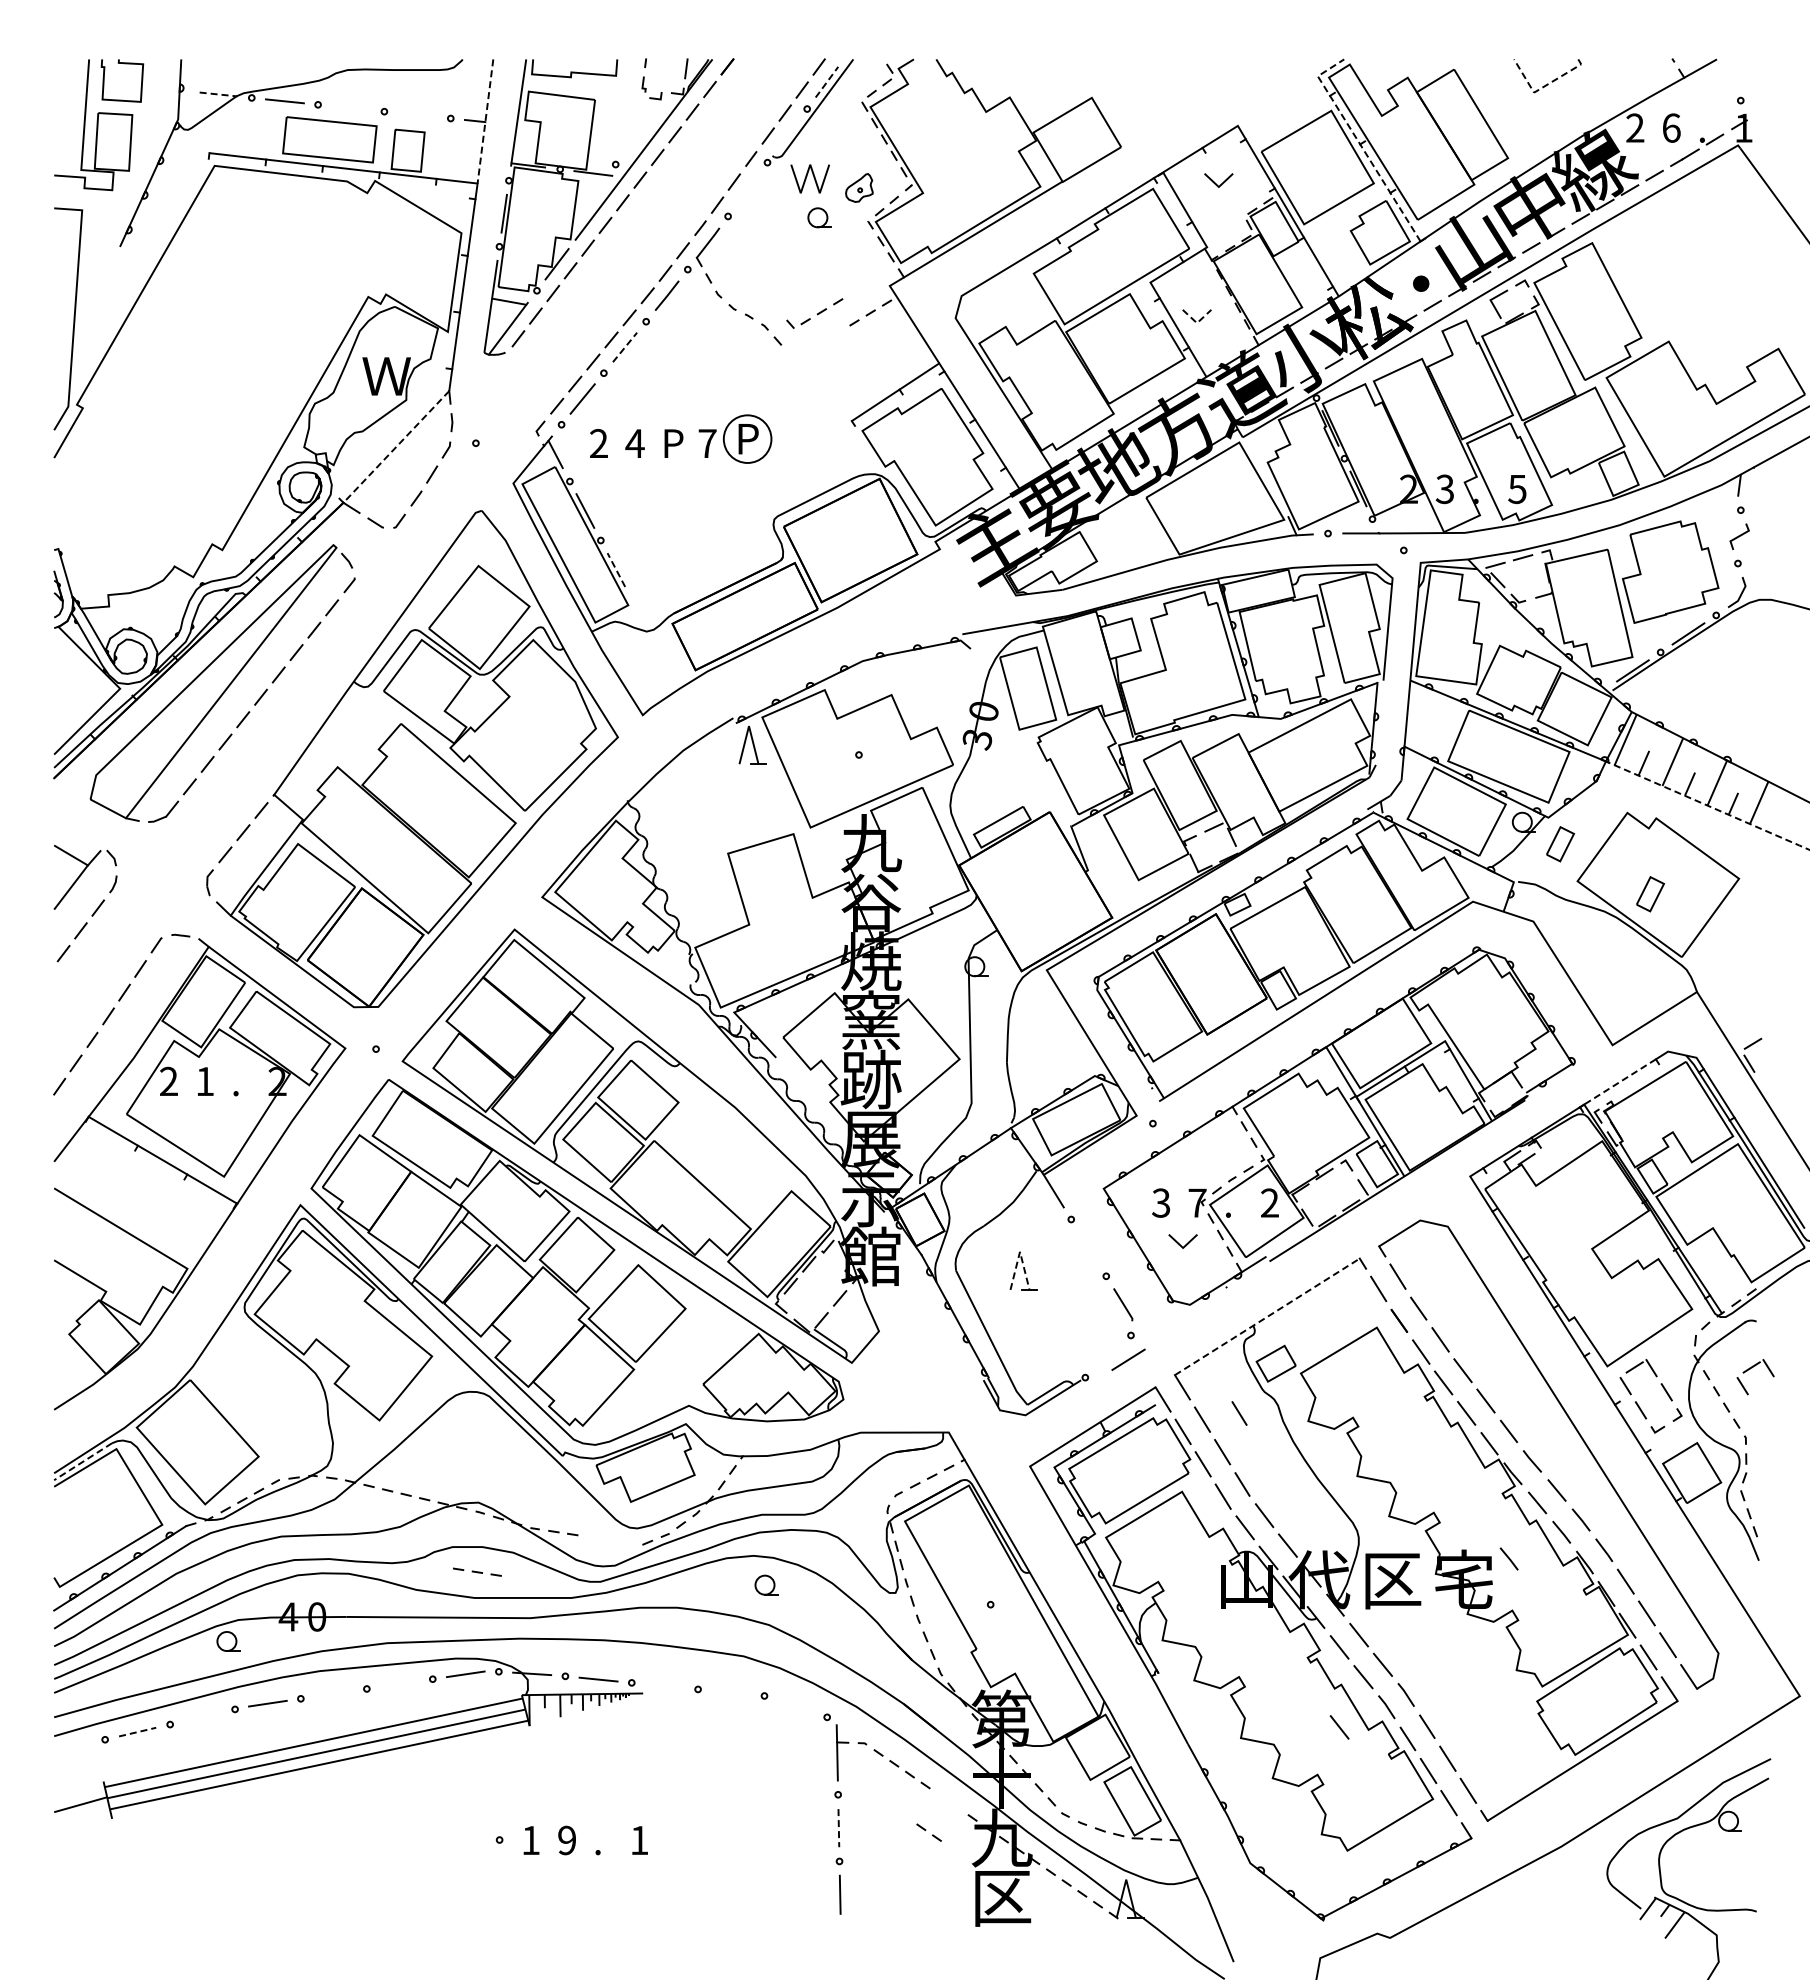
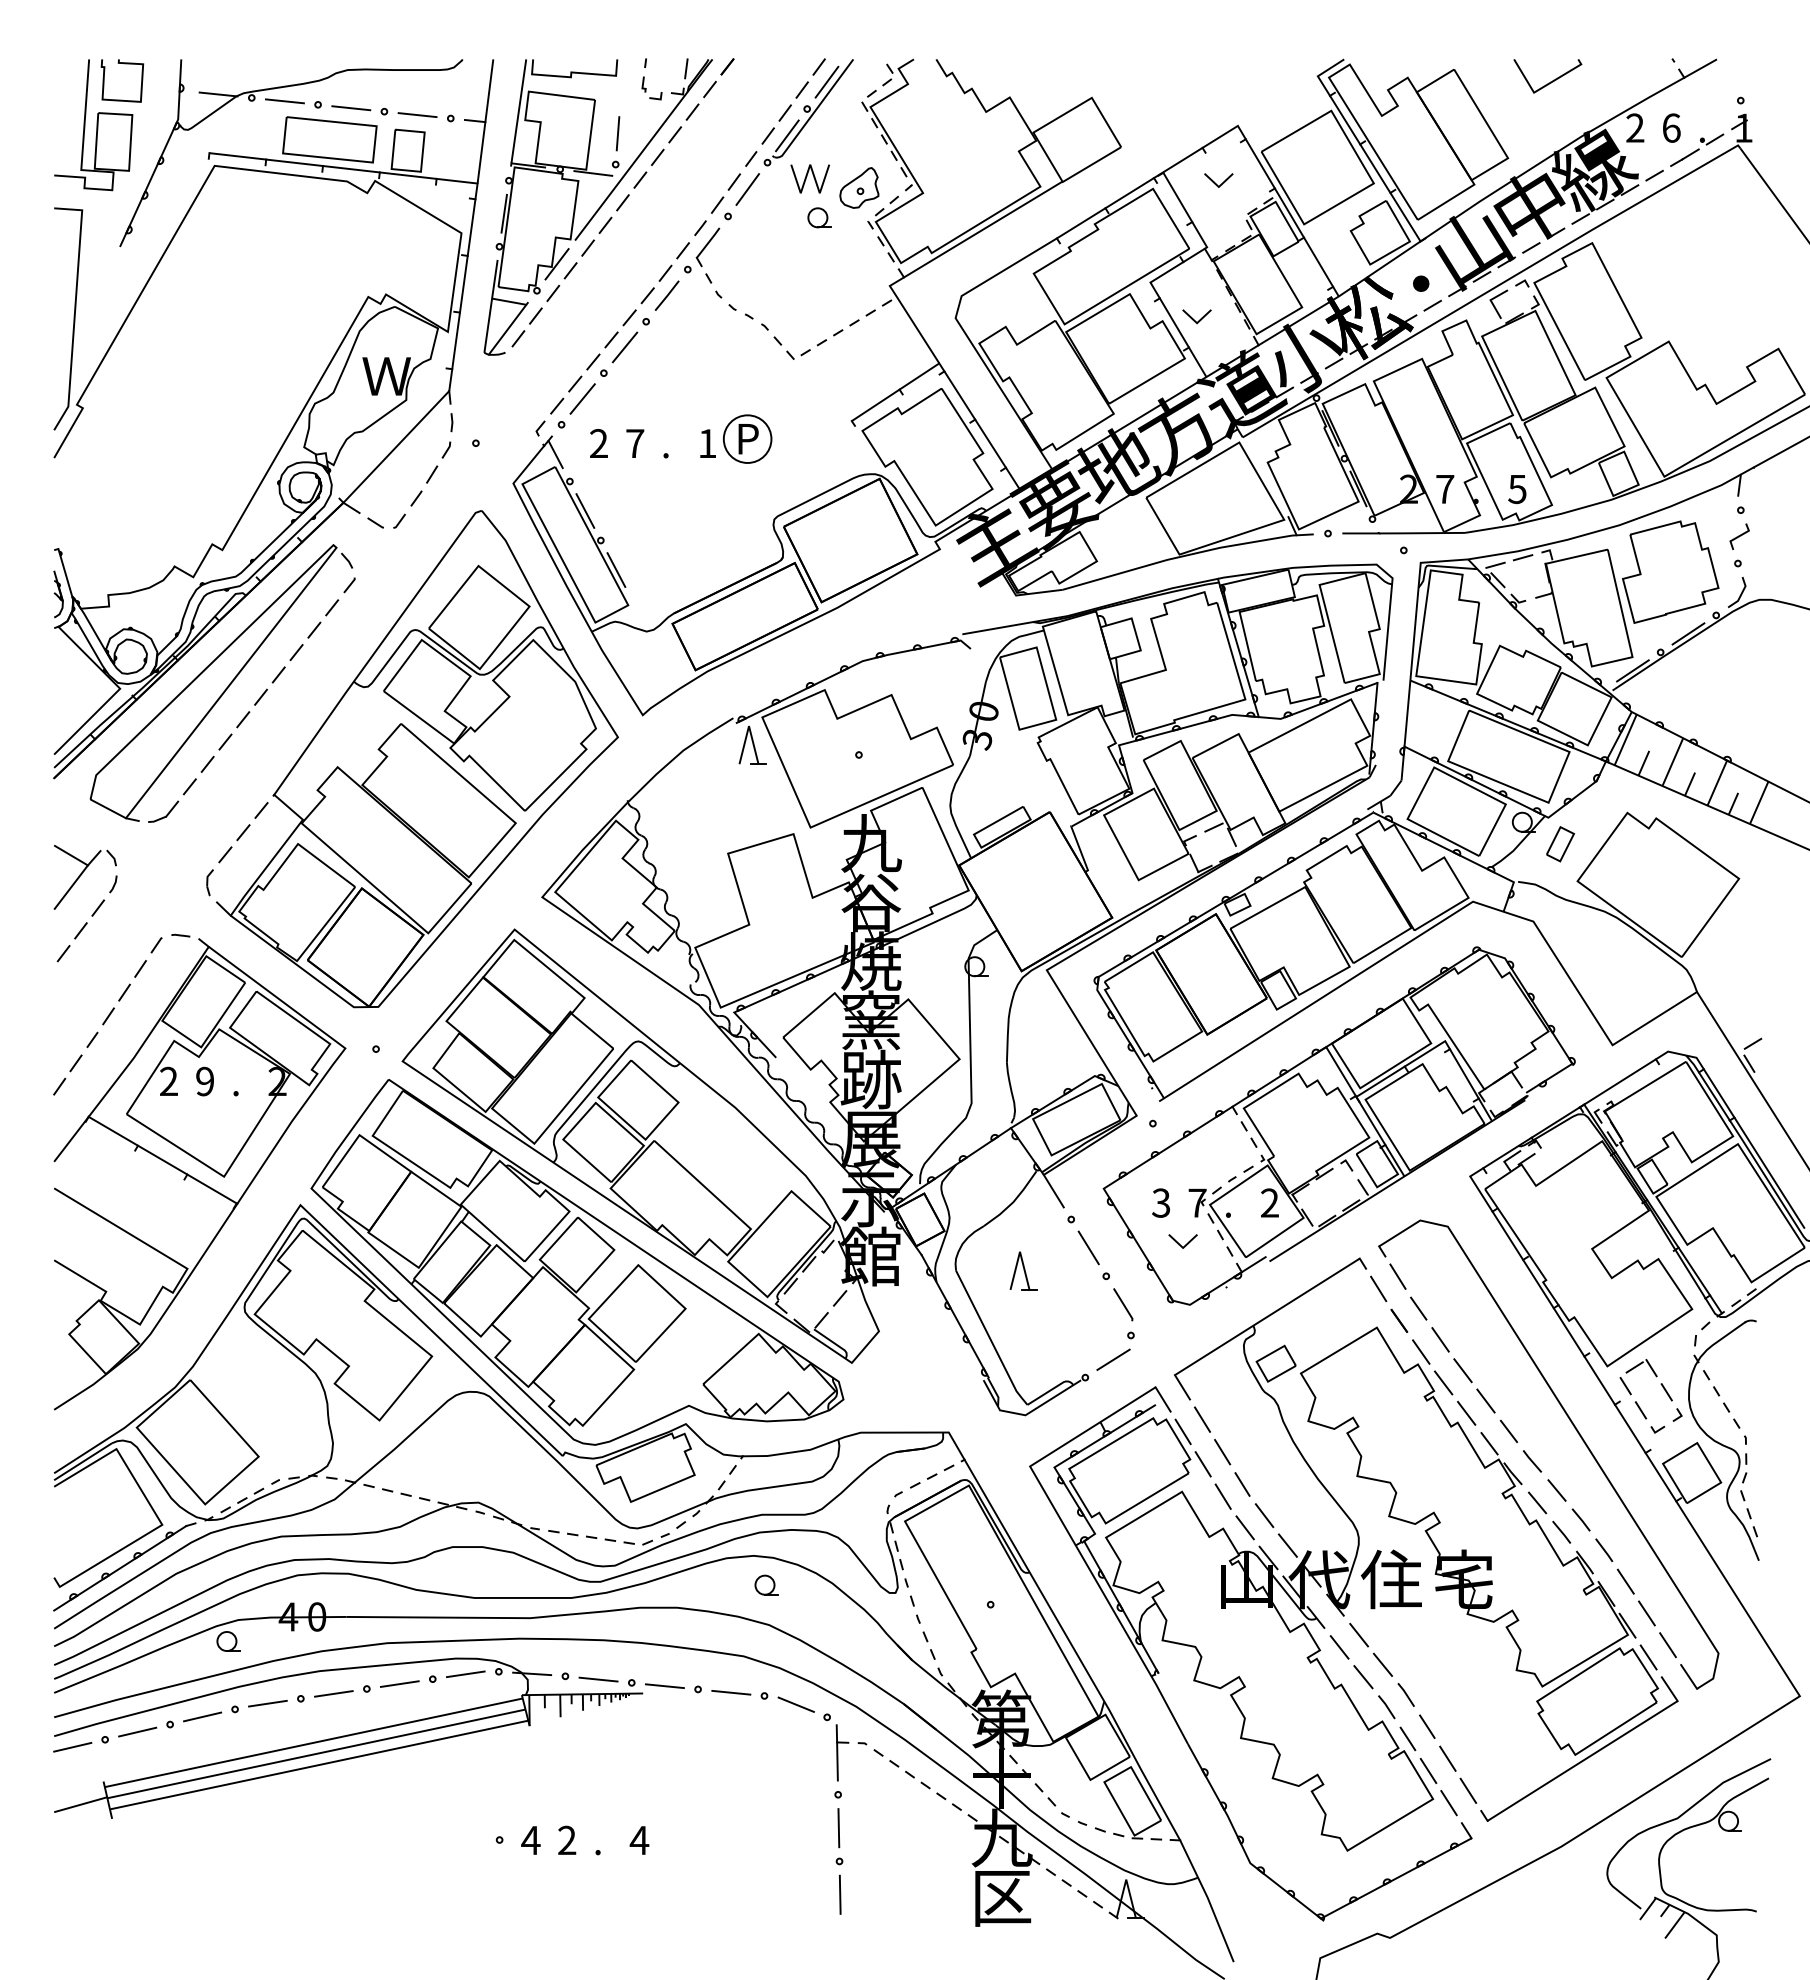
line: dashed -> solid (827, 81)
line: dashed -> solid (1543, 87)
line: dashed -> solid (219, 94)
line: none -> present (351, 108)
line: none -> present (417, 114)
line: dashed -> solid (485, 122)
line: none -> present (617, 133)
line: none -> present (787, 135)
line: dashed -> solid (1360, 144)
part size: 29x30 px -> 41x42 px (859, 187)
line: none -> present (747, 189)
part position: (814, 313) -> (814, 344) (814, 344)
line: dashed -> solid (1197, 323)
line: dashed -> solid (625, 347)
text: 4 -> 7 (634, 443)
text: P -> . (673, 443)
text: 7 -> 1 (707, 443)
line: dashed -> solid (396, 446)
text: 3 -> 7 (1444, 489)
line: dashed -> solid (616, 569)
line: dashed -> solid (1707, 805)
part: present -> none (1650, 894)
text: 1 -> 9 (204, 1081)
line: dashed -> solid (1619, 1082)
line: none -> present (1088, 1247)
line: dashed -> solid (1020, 1251)
line: dashed -> solid (1267, 1316)
line position: (1128, 1359) -> (1113, 1359) (1113, 1359)
part: present -> none (1750, 1369)
line: present -> none (1239, 1413)
line: dashed -> solid (82, 1462)
line: present -> none (1508, 1558)
part position: (477, 1571) -> (610, 1539) (610, 1539)
text: 区 -> 住 (1390, 1579)
line: none -> present (399, 1683)
line: none -> present (664, 1686)
line: none -> present (731, 1692)
line: none -> present (333, 1693)
line: none -> present (795, 1704)
line: none -> present (202, 1716)
line: present -> none (1339, 1727)
line: dashed -> solid (138, 1732)
line: none -> present (72, 1746)
line: dashed -> solid (838, 1828)
part position: (928, 1832) -> (948, 1801) (948, 1801)
text: 1 -> 4 (530, 1840)
text: 9 -> 2 (567, 1840)
text: 1 -> 4 (639, 1840)
